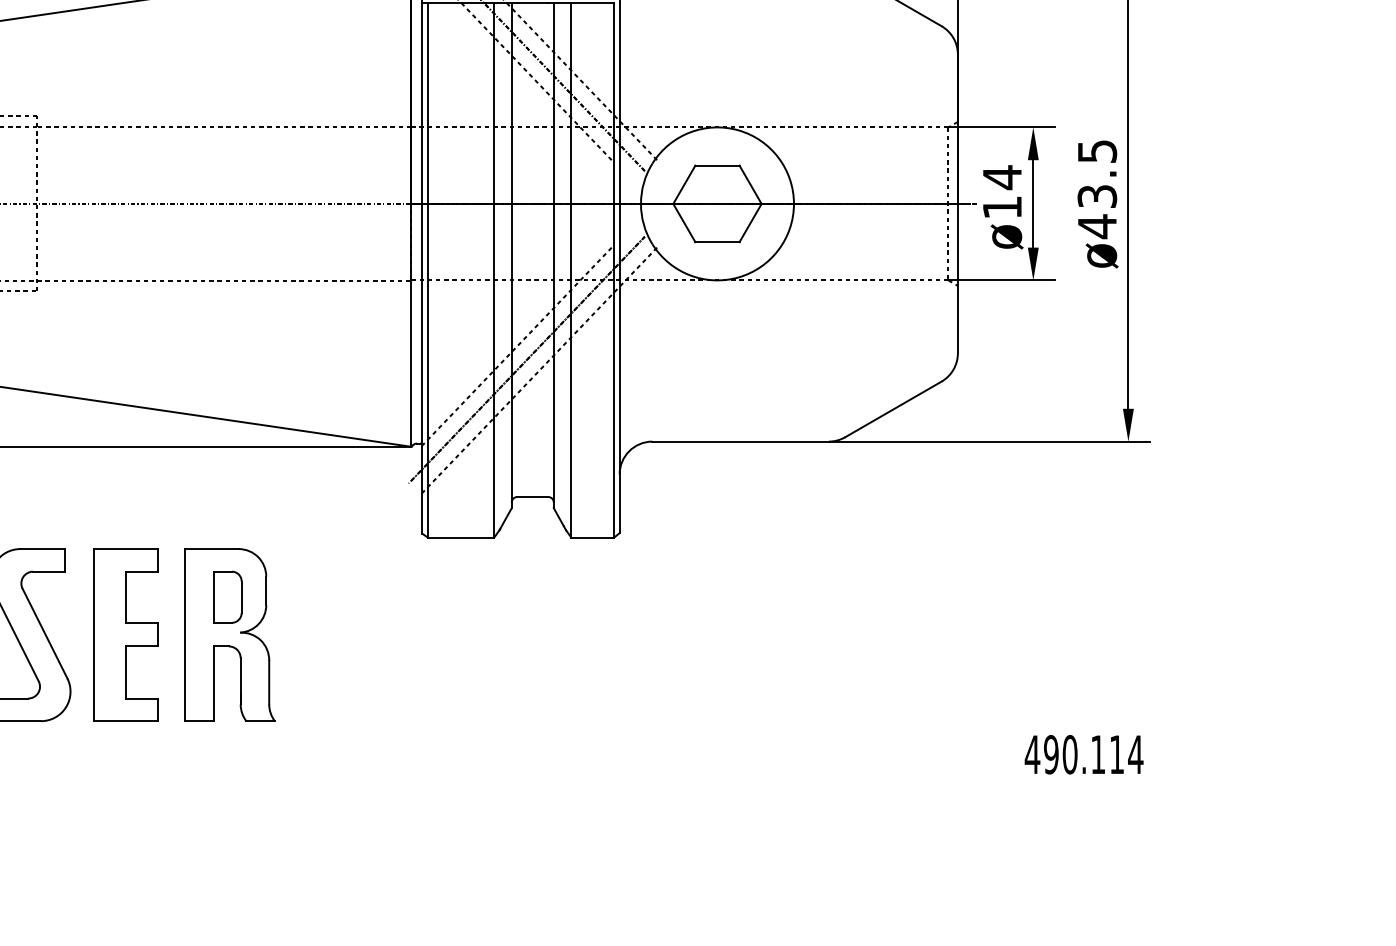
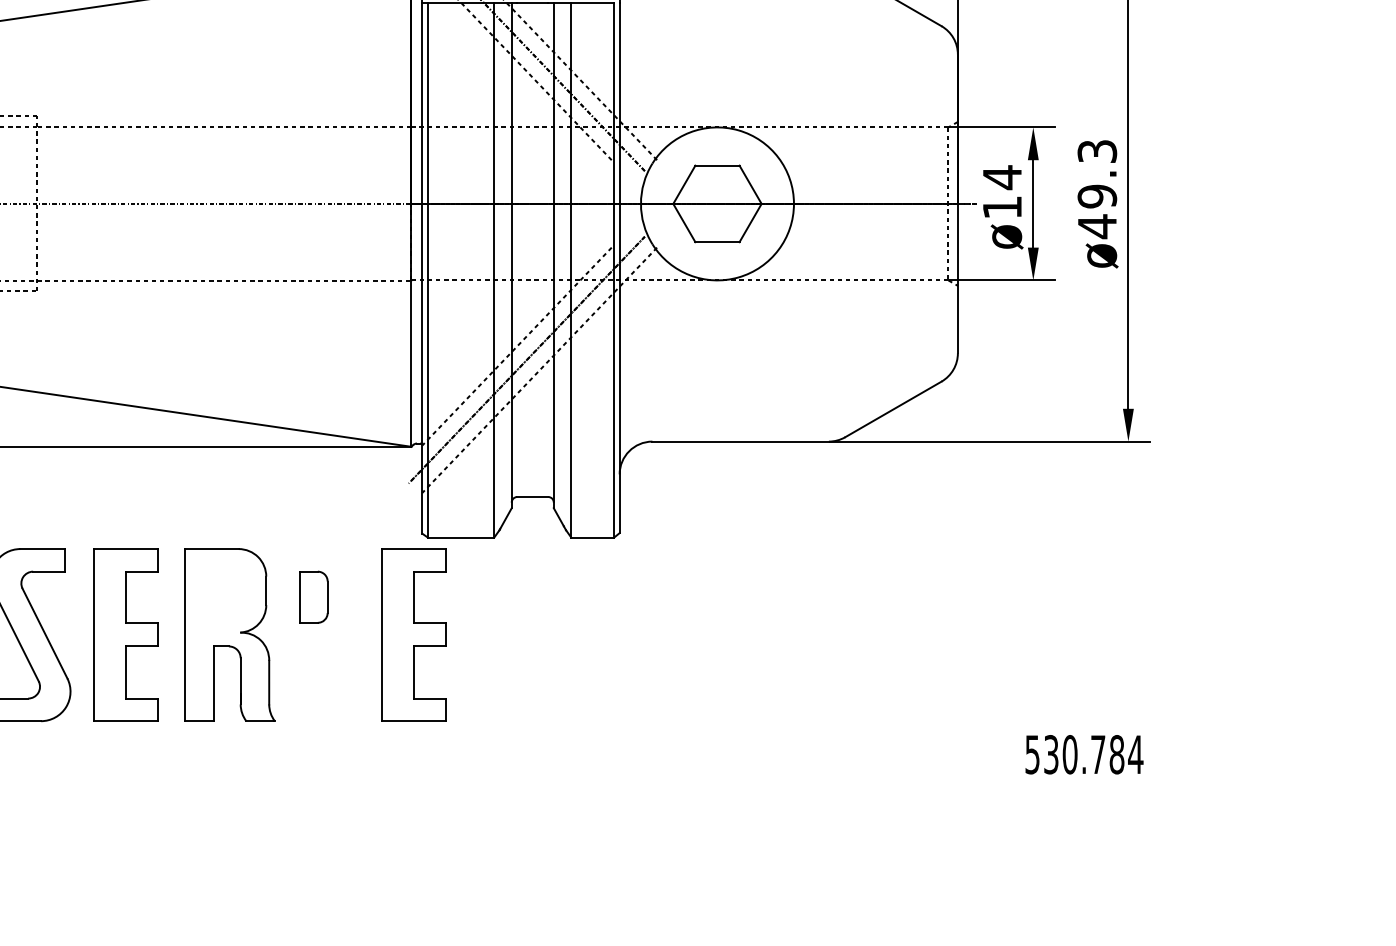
text: ø43.5 -> ø49.3 (1096, 174)
part position: (227, 596) -> (313, 596) (313, 596)
part: none -> present (413, 634)
text: 490.114 -> 530.784 (1074, 754)
